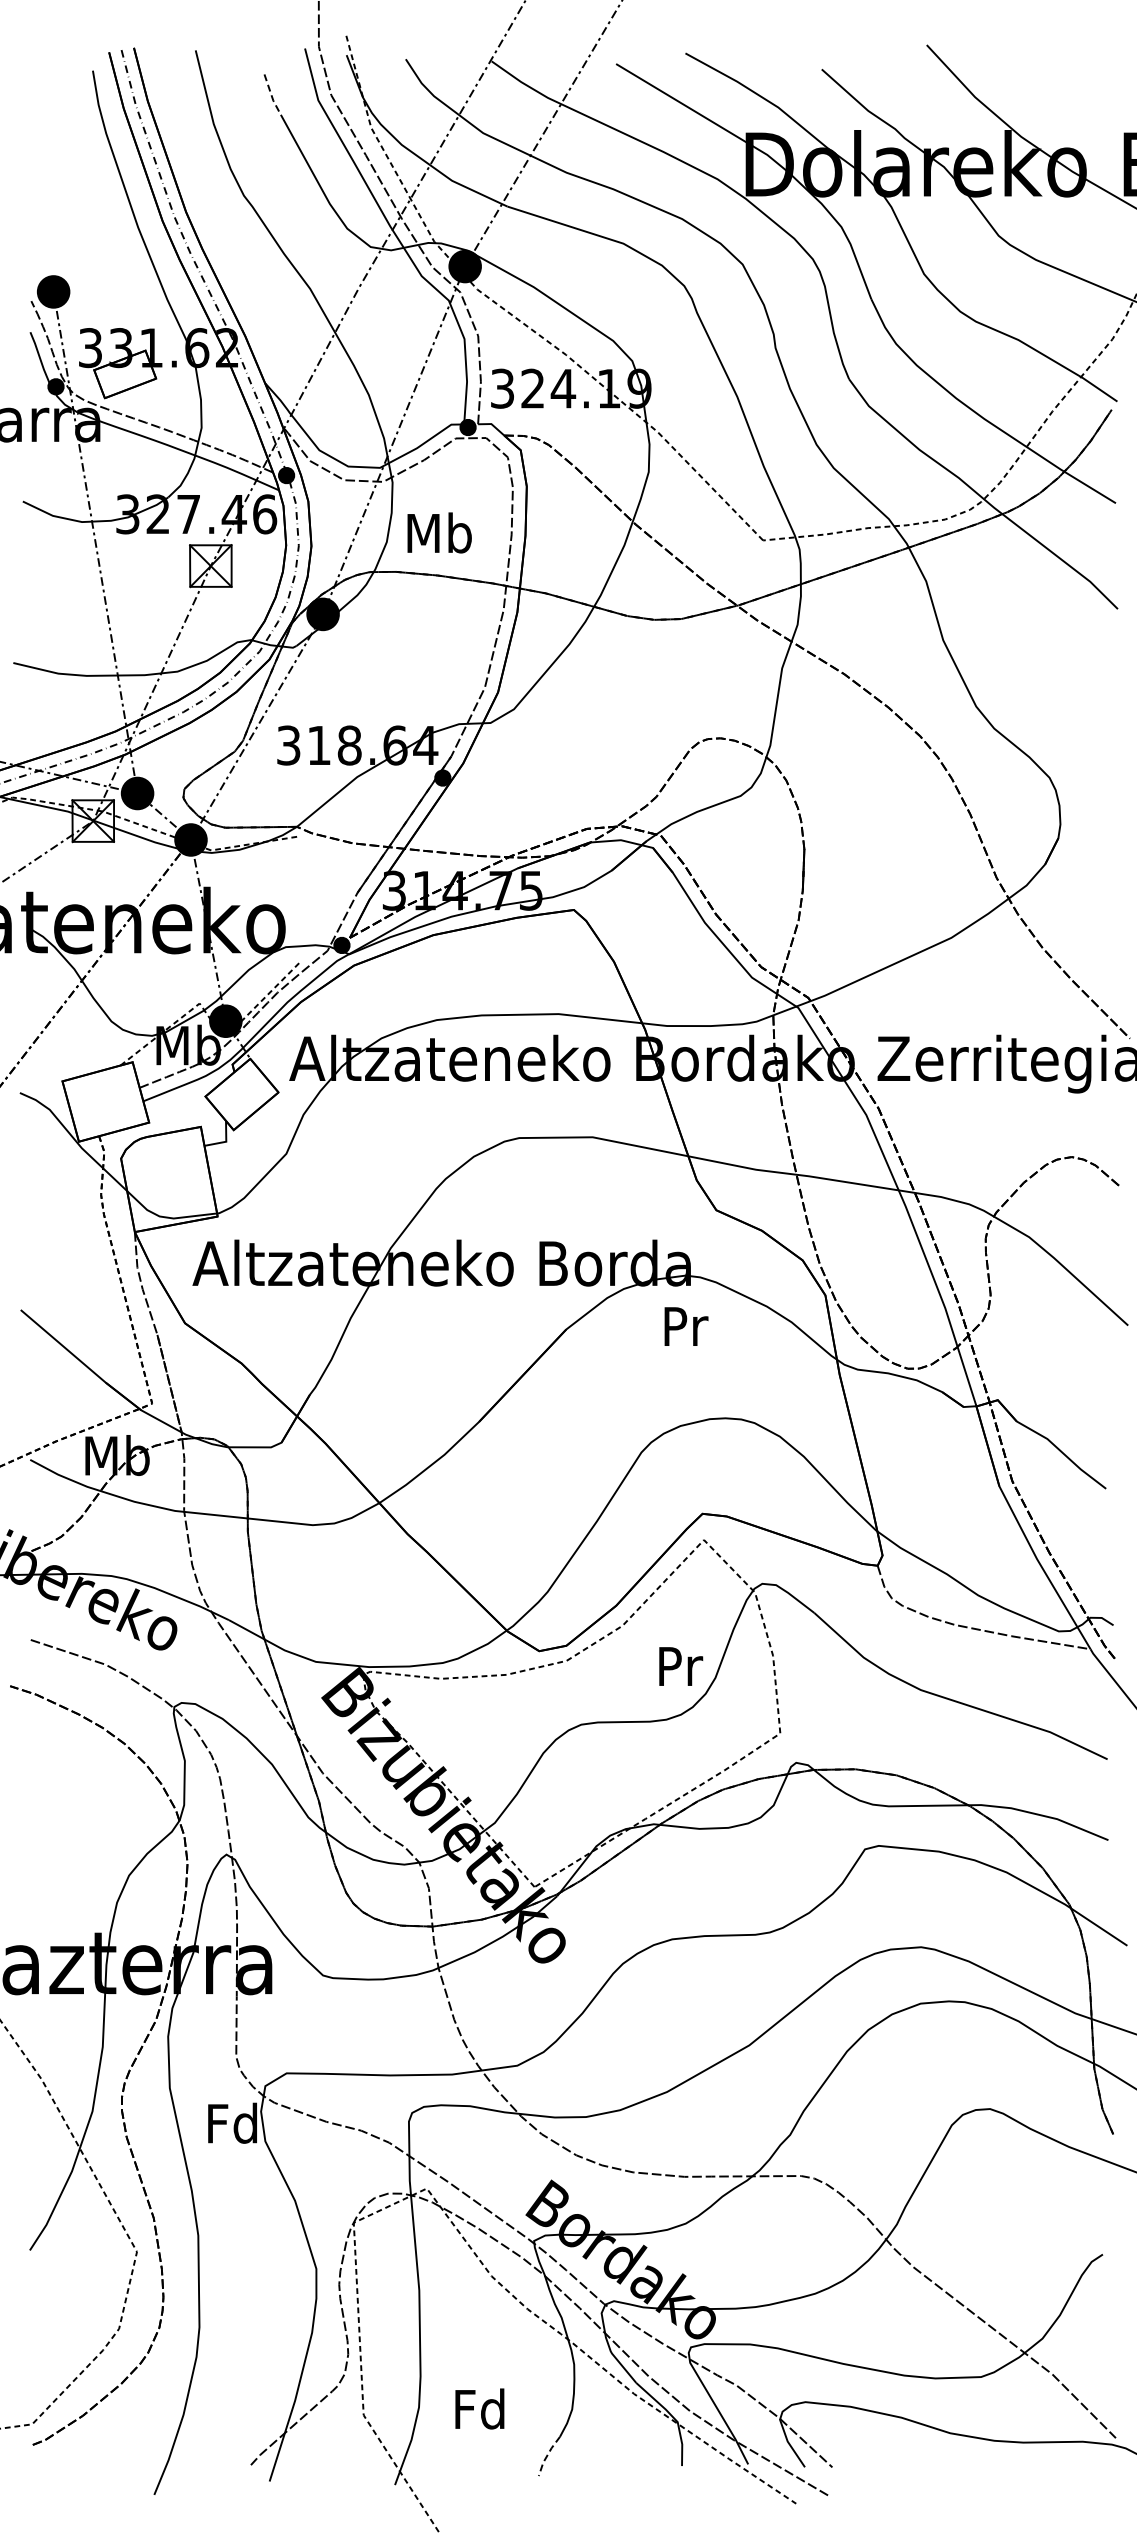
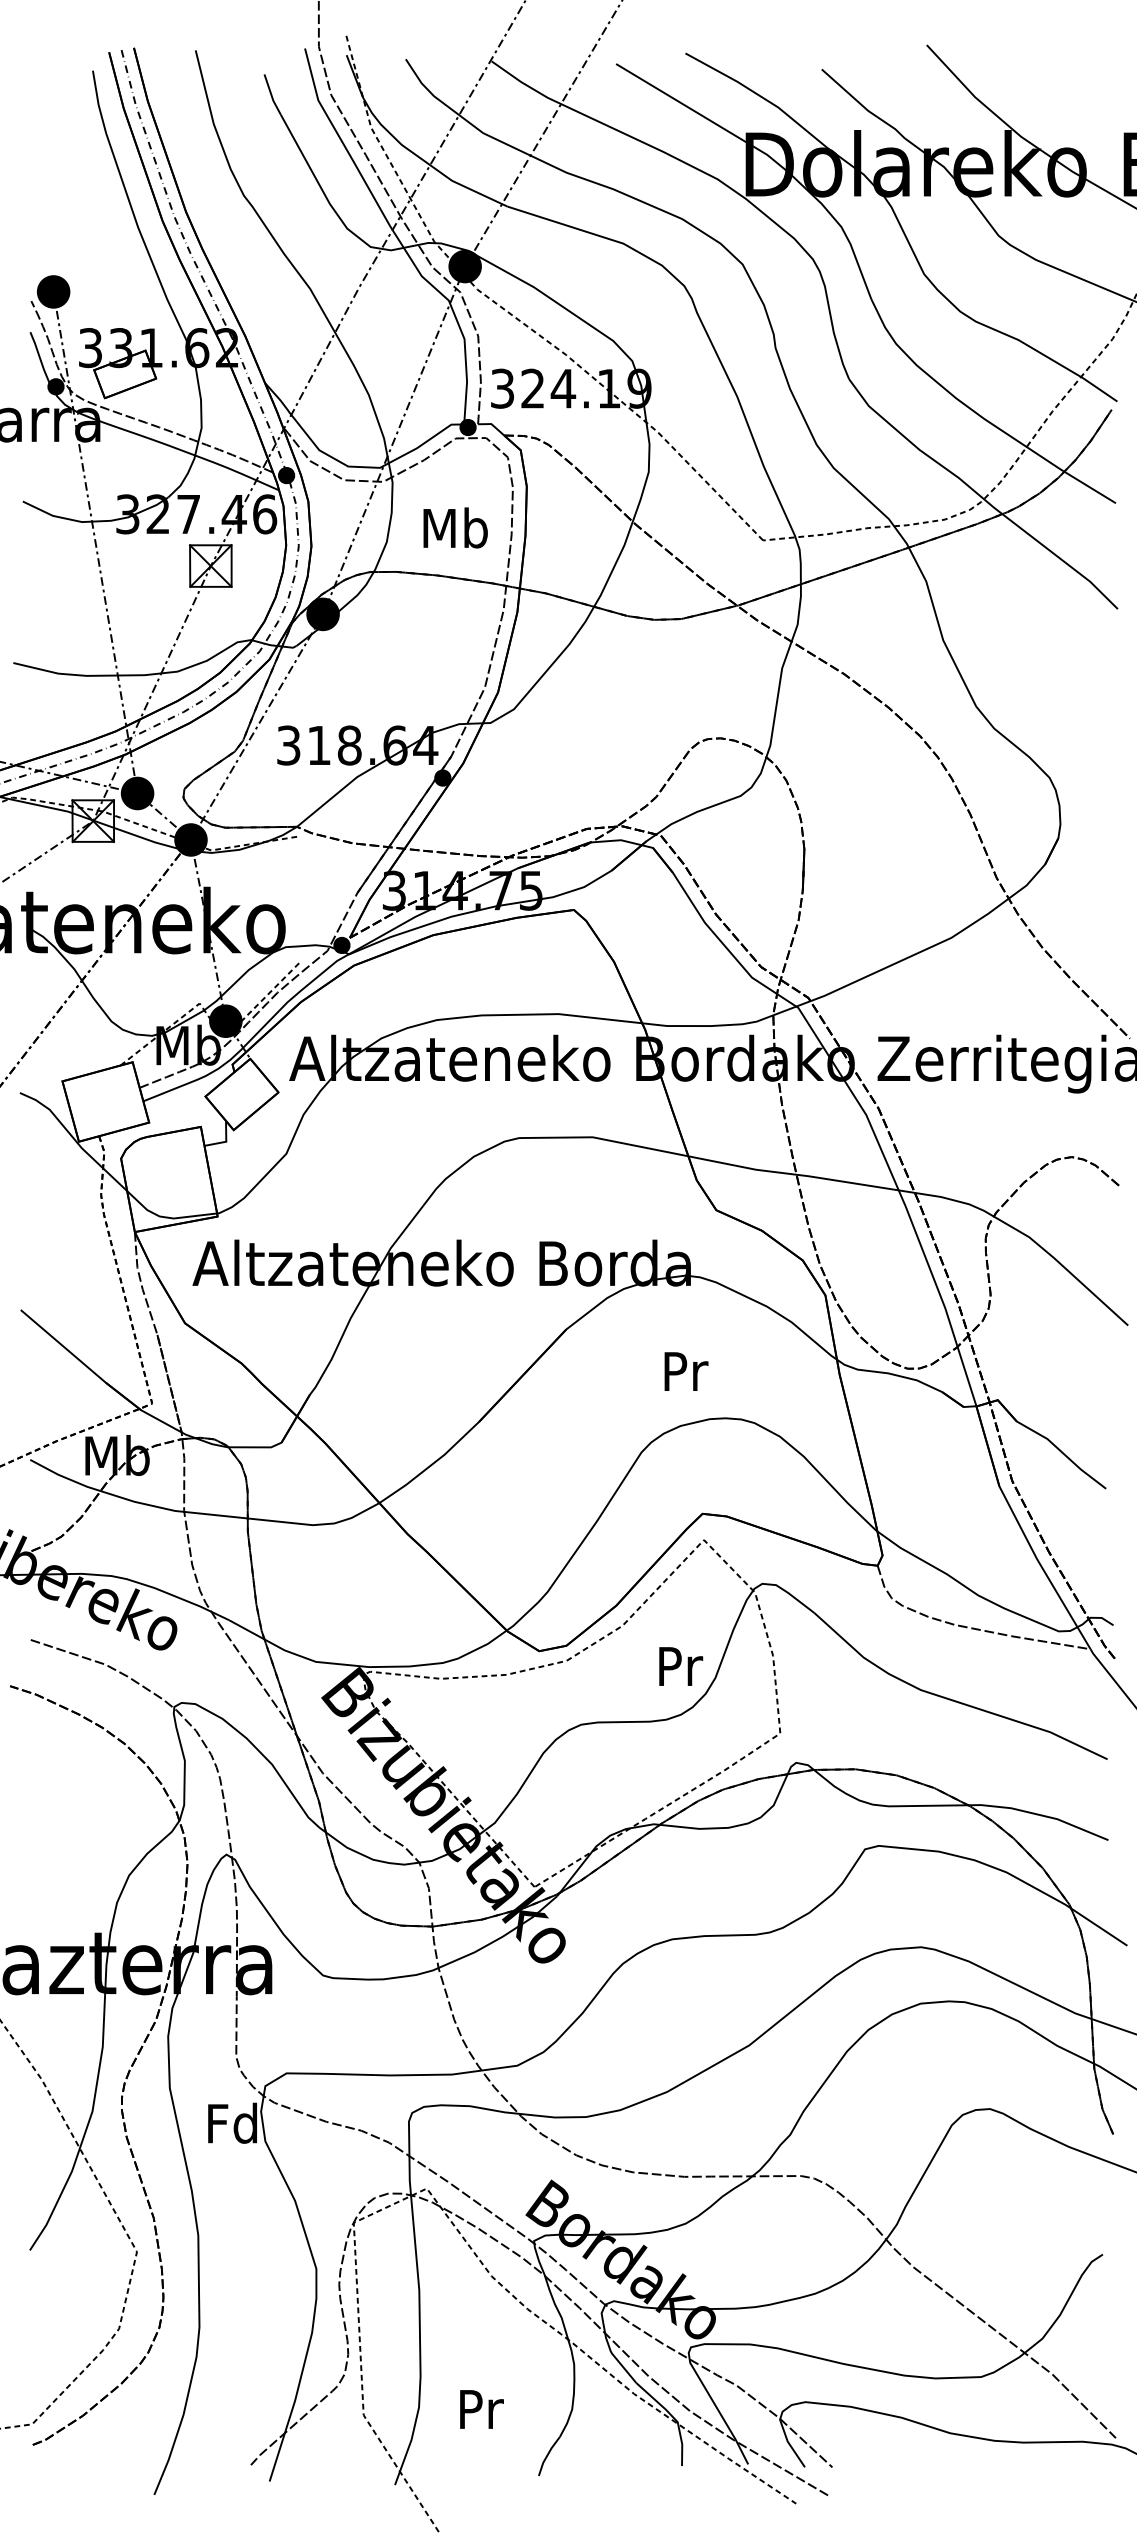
line: dashed -> solid (271, 96)
text position: (439, 532) -> (455, 527) (455, 527)
text position: (686, 1326) -> (686, 1371) (686, 1371)
text: Fd -> Pr (479, 2408)
line: dashed -> solid (547, 2455)
